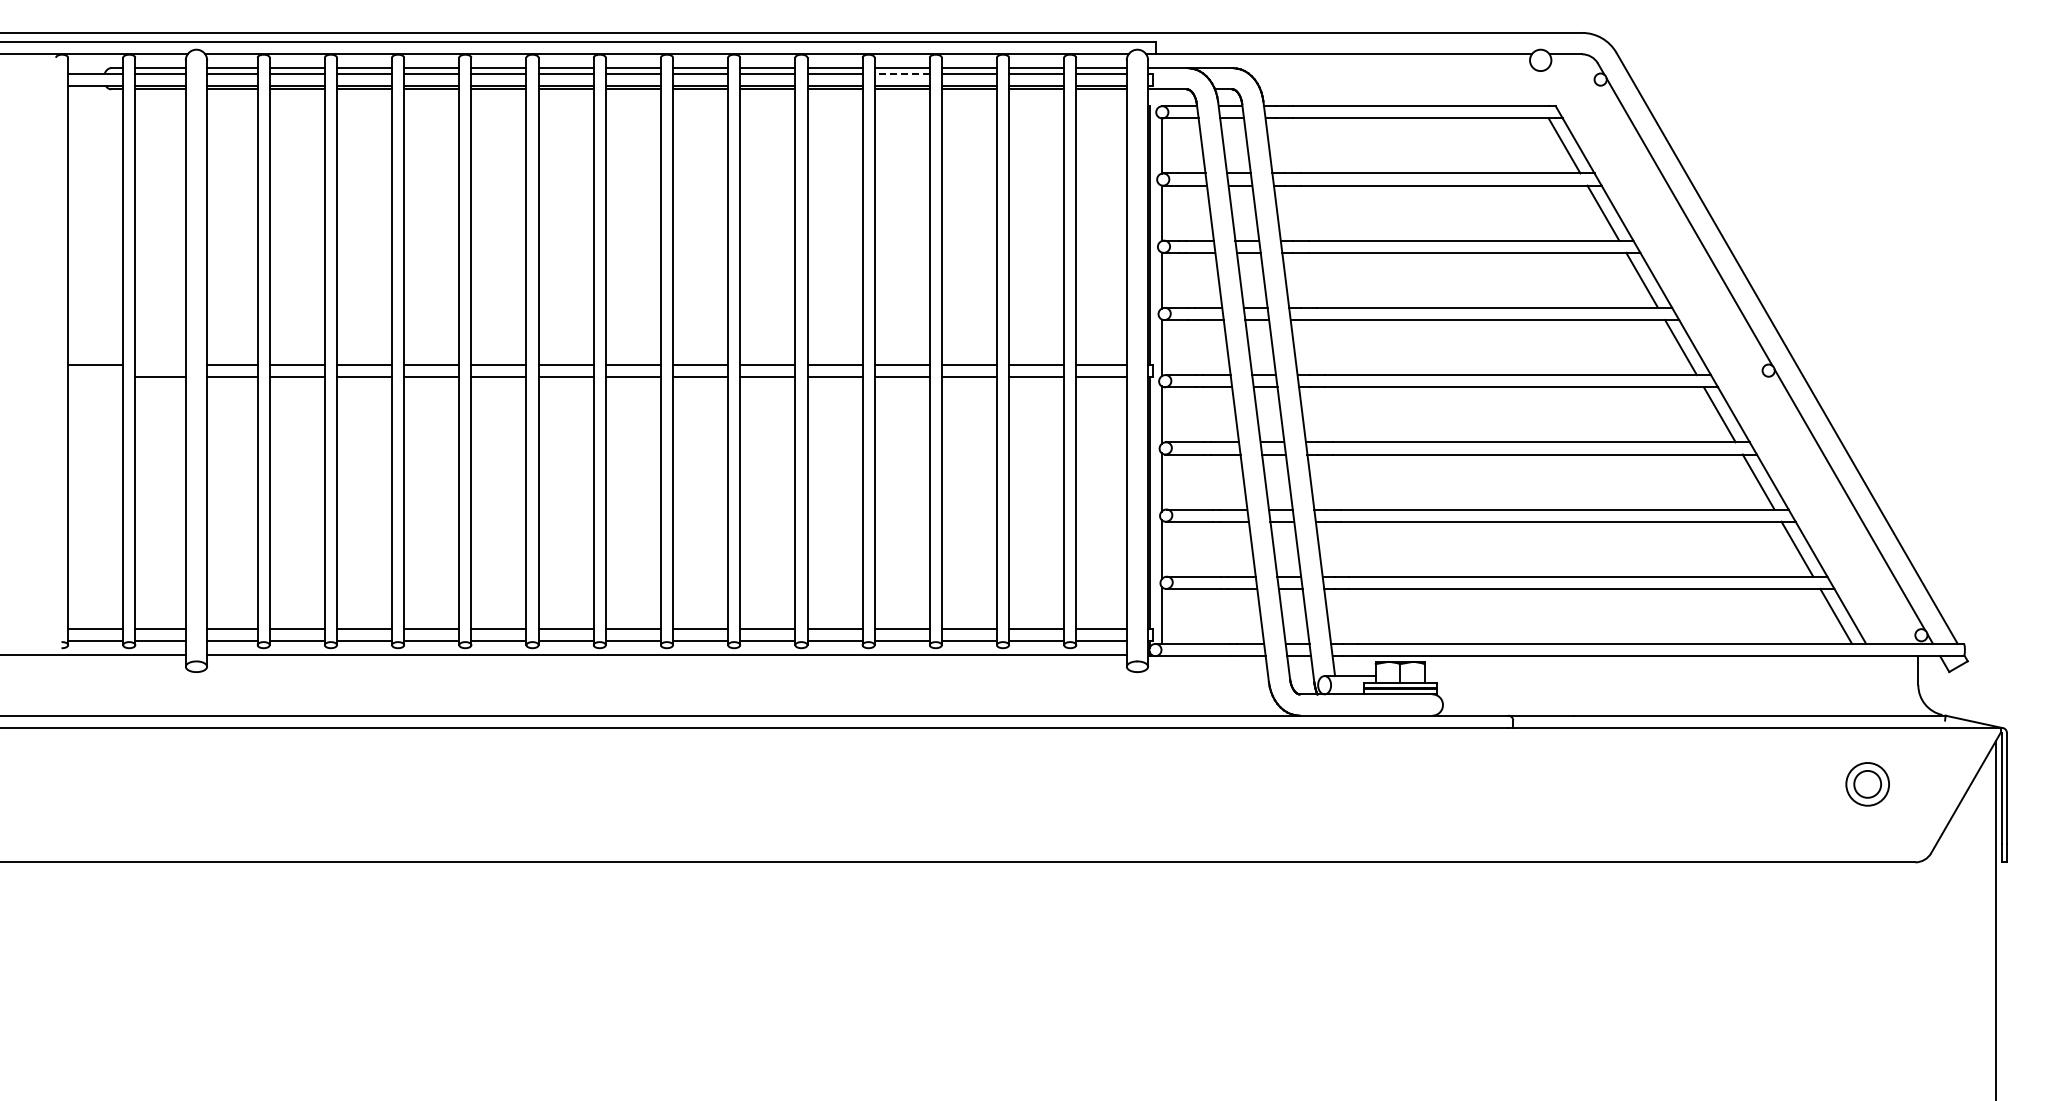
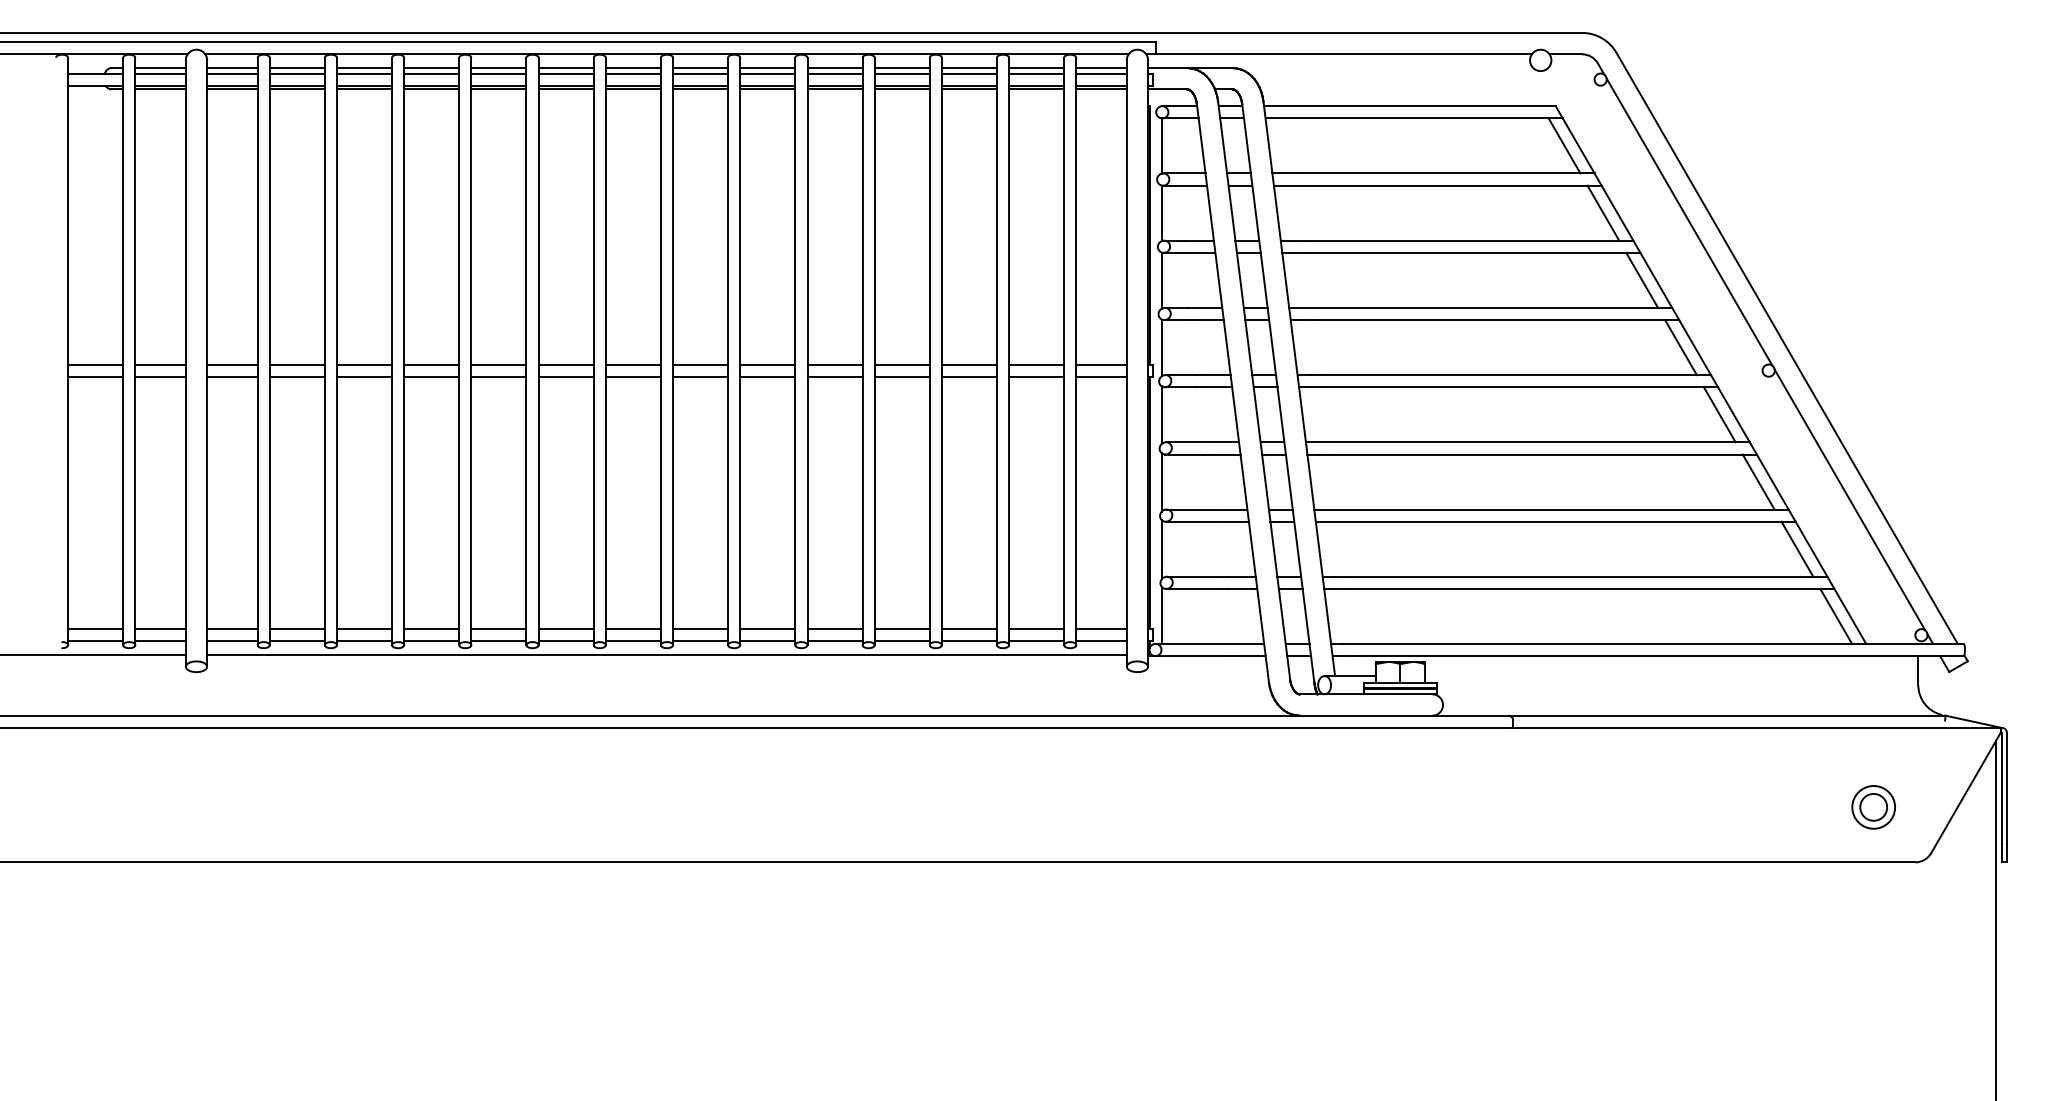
line: dashed -> solid (901, 73)
line: none -> present (160, 364)
line: none -> present (95, 376)
part position: (1867, 784) -> (1873, 807) (1873, 807)
